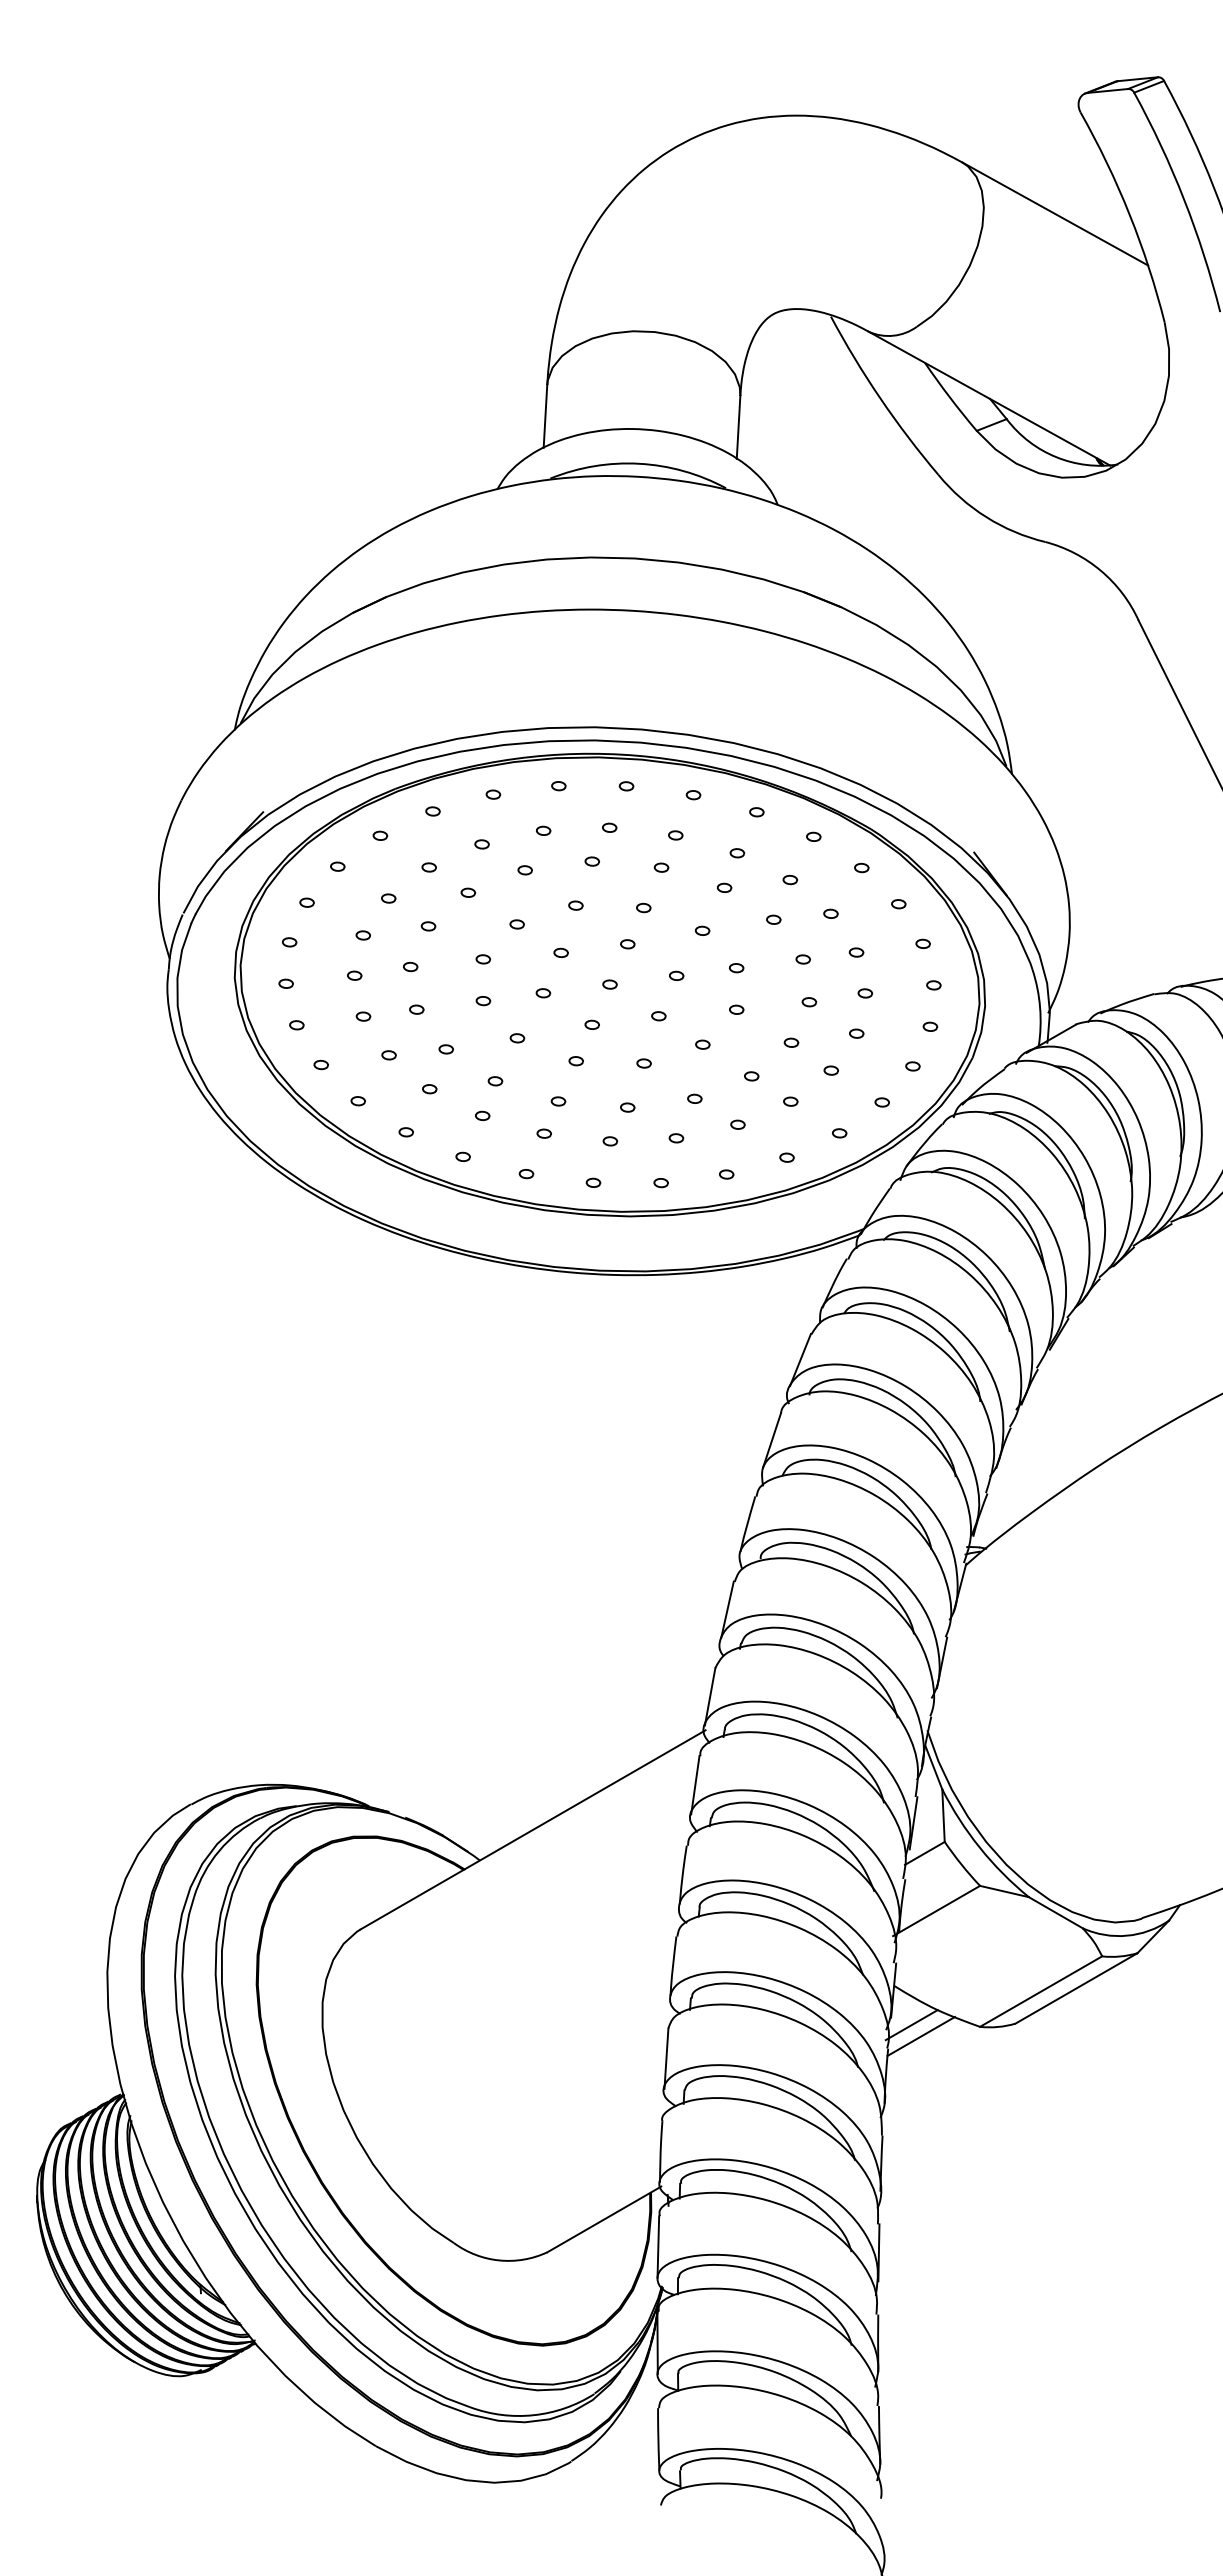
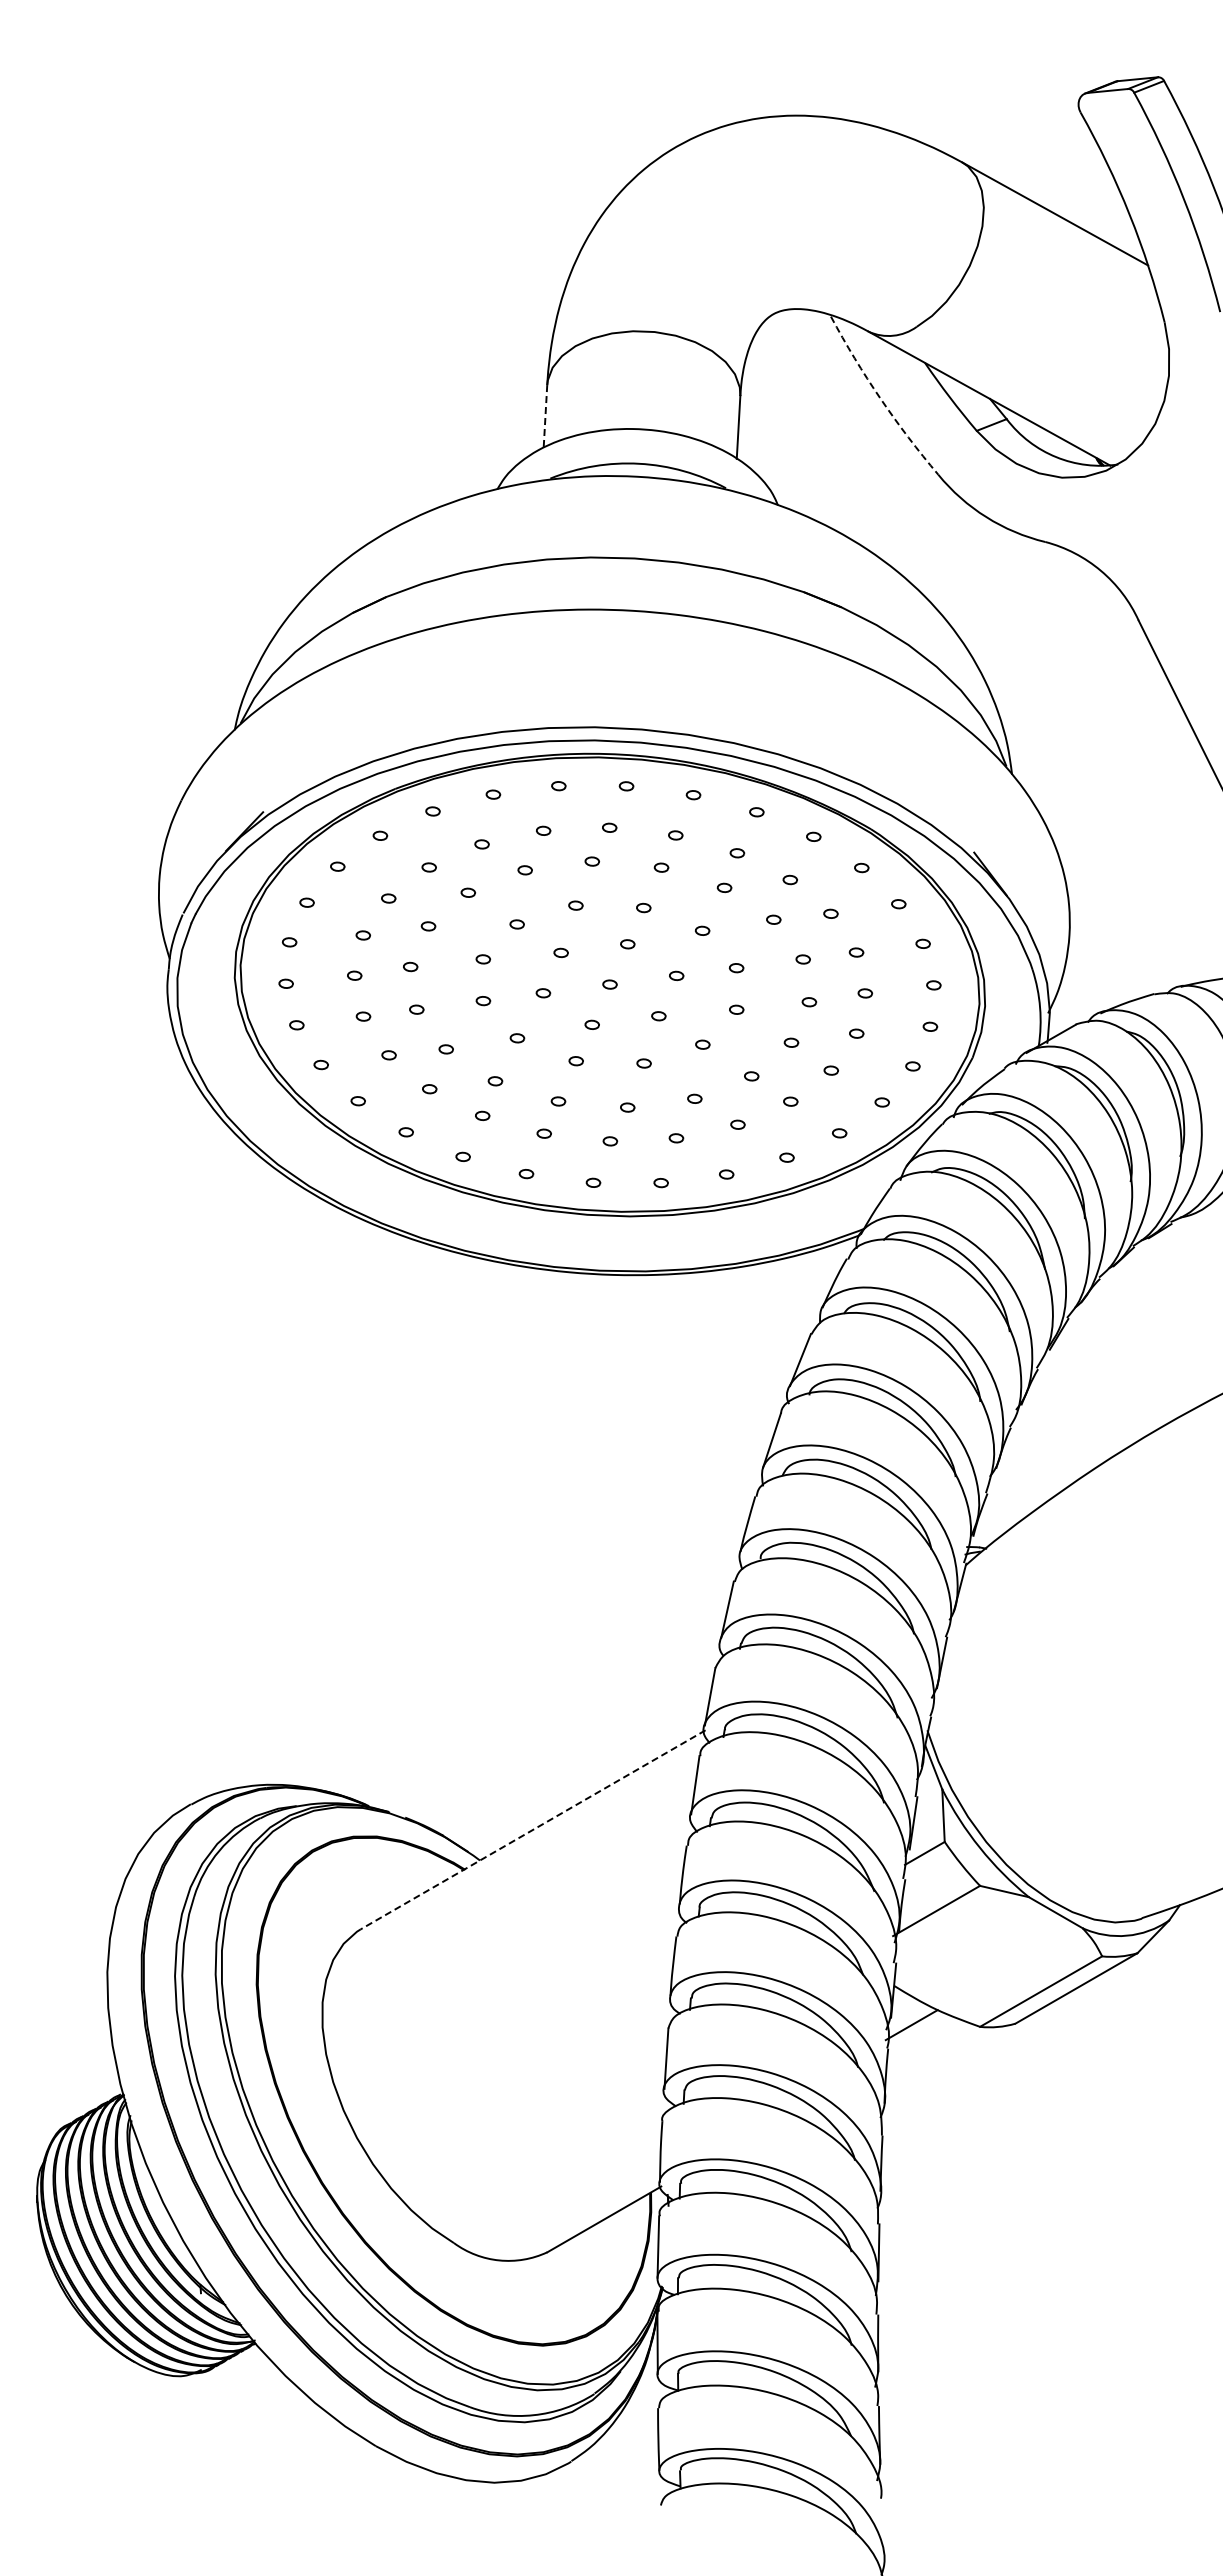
arc: solid -> dashed (880, 398)
line: solid -> dashed (545, 416)
line: solid -> dashed (532, 1830)
line: present -> none (921, 2035)
